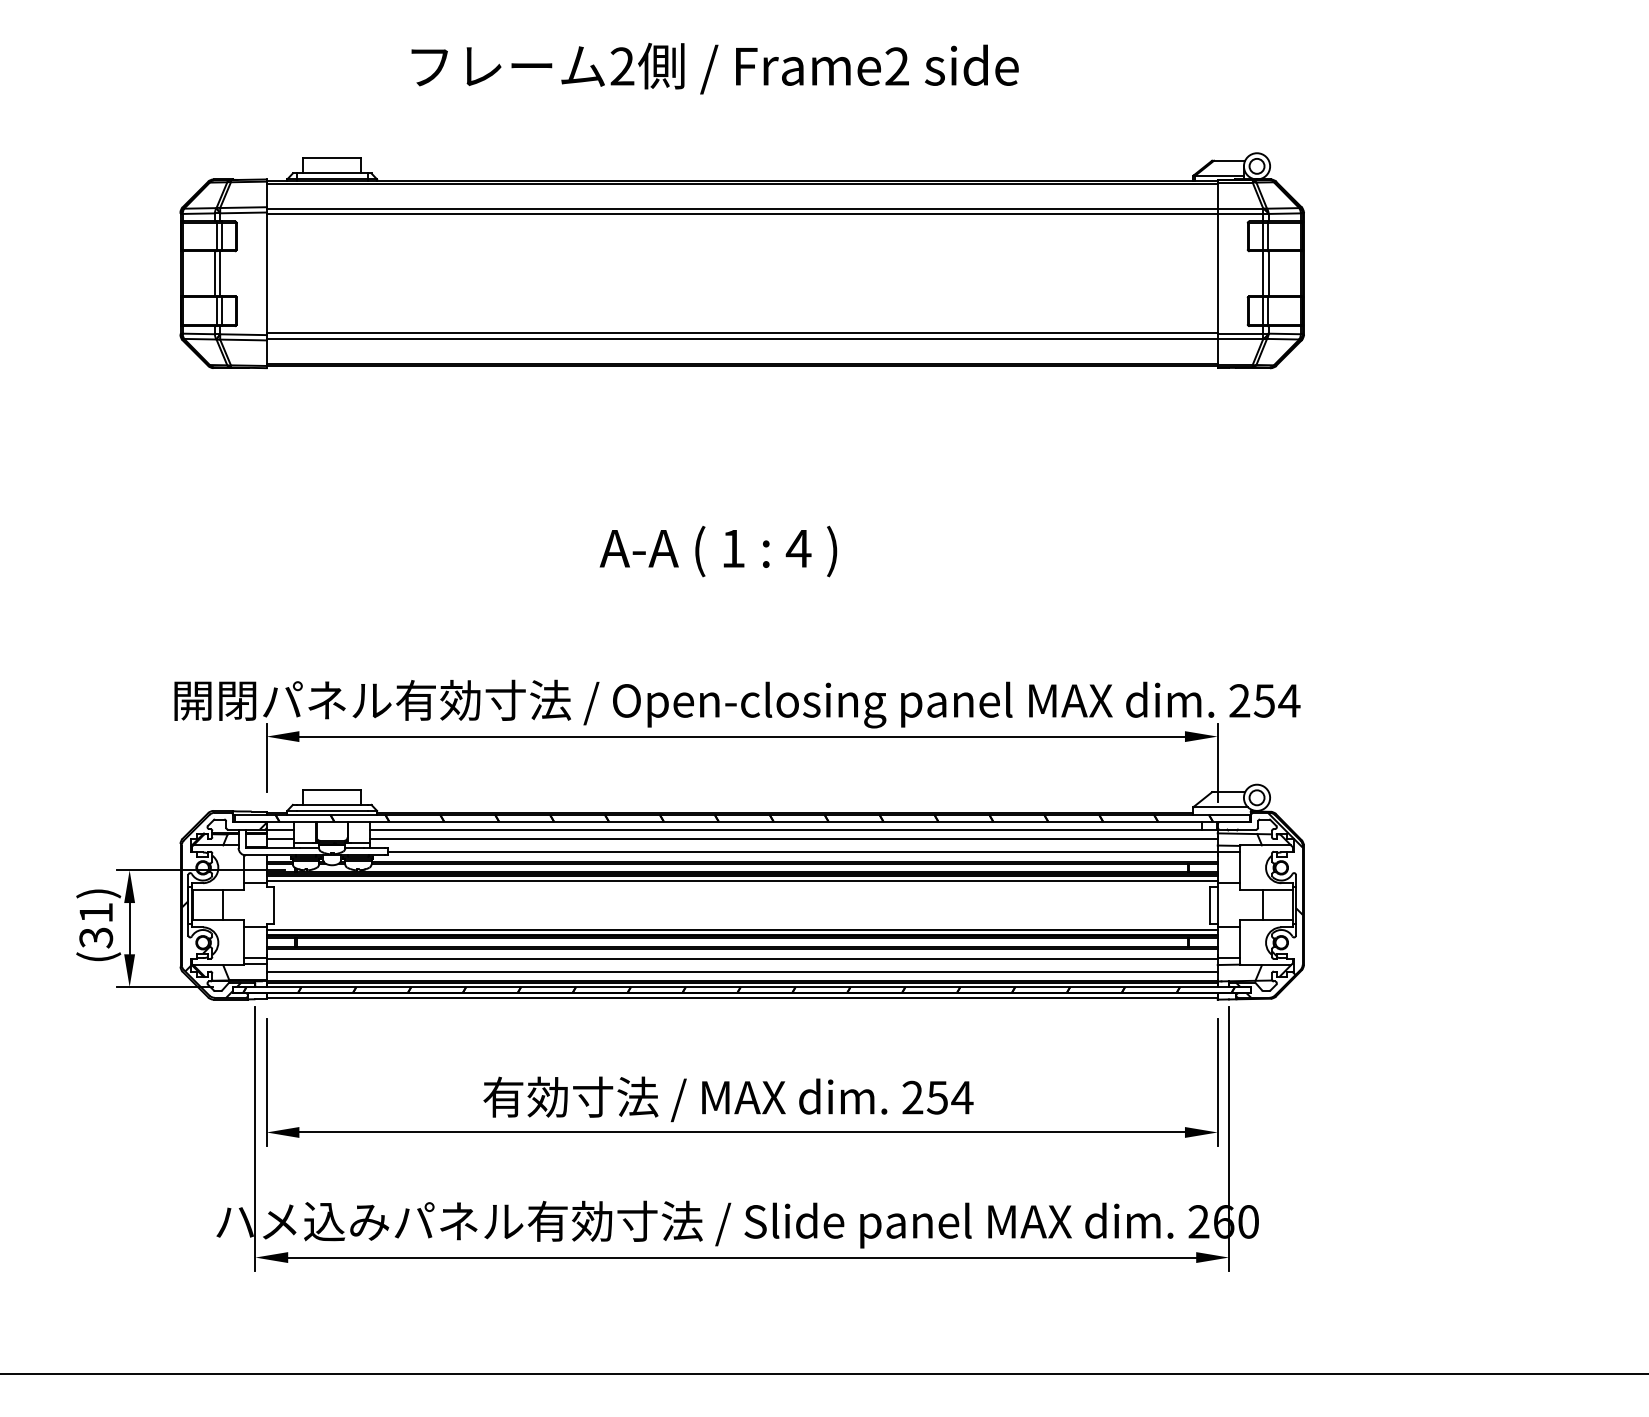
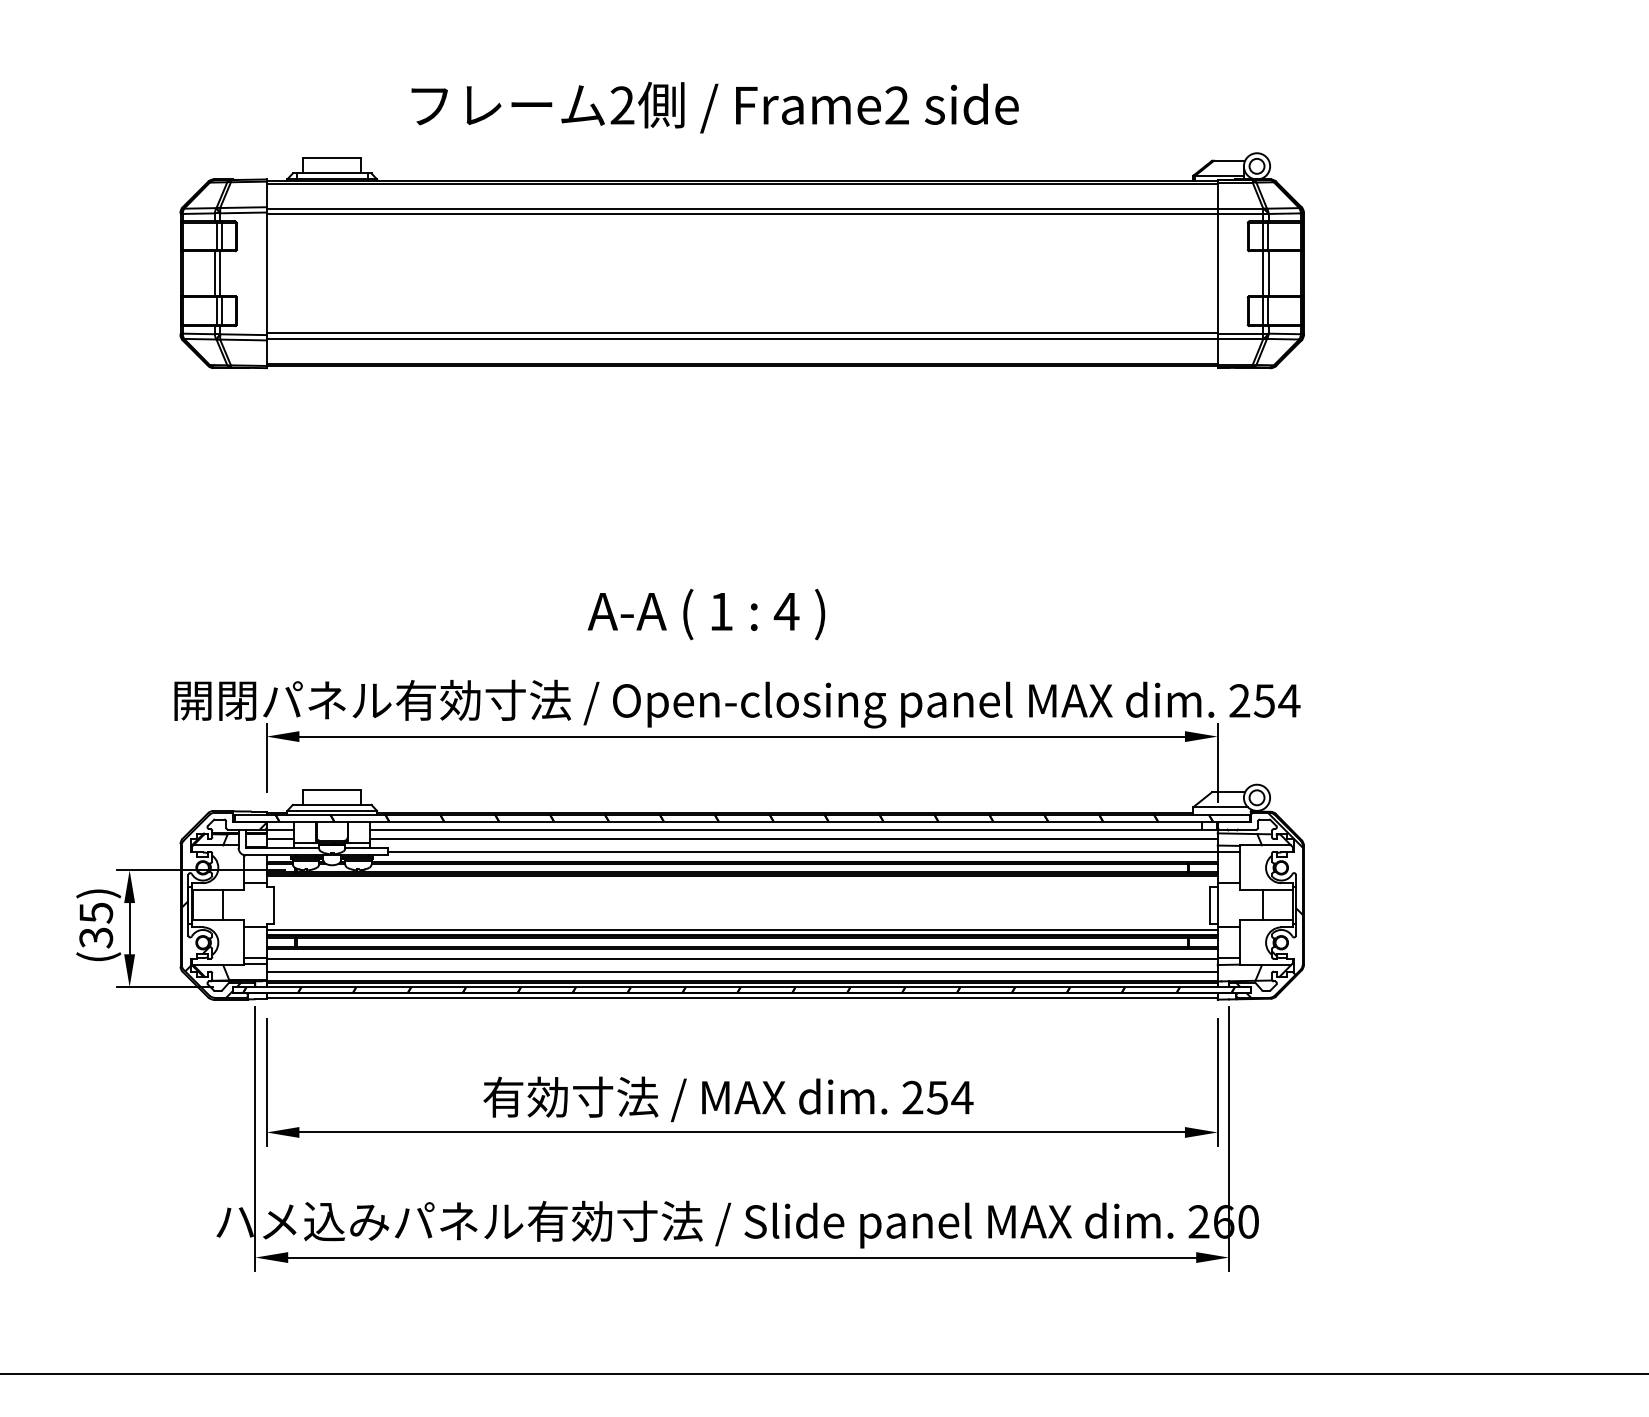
text position: (714, 68) -> (714, 107) (714, 107)
text position: (718, 551) -> (706, 614) (706, 614)
line: present -> none (741, 880)
text: (31) -> (35) (96, 913)
